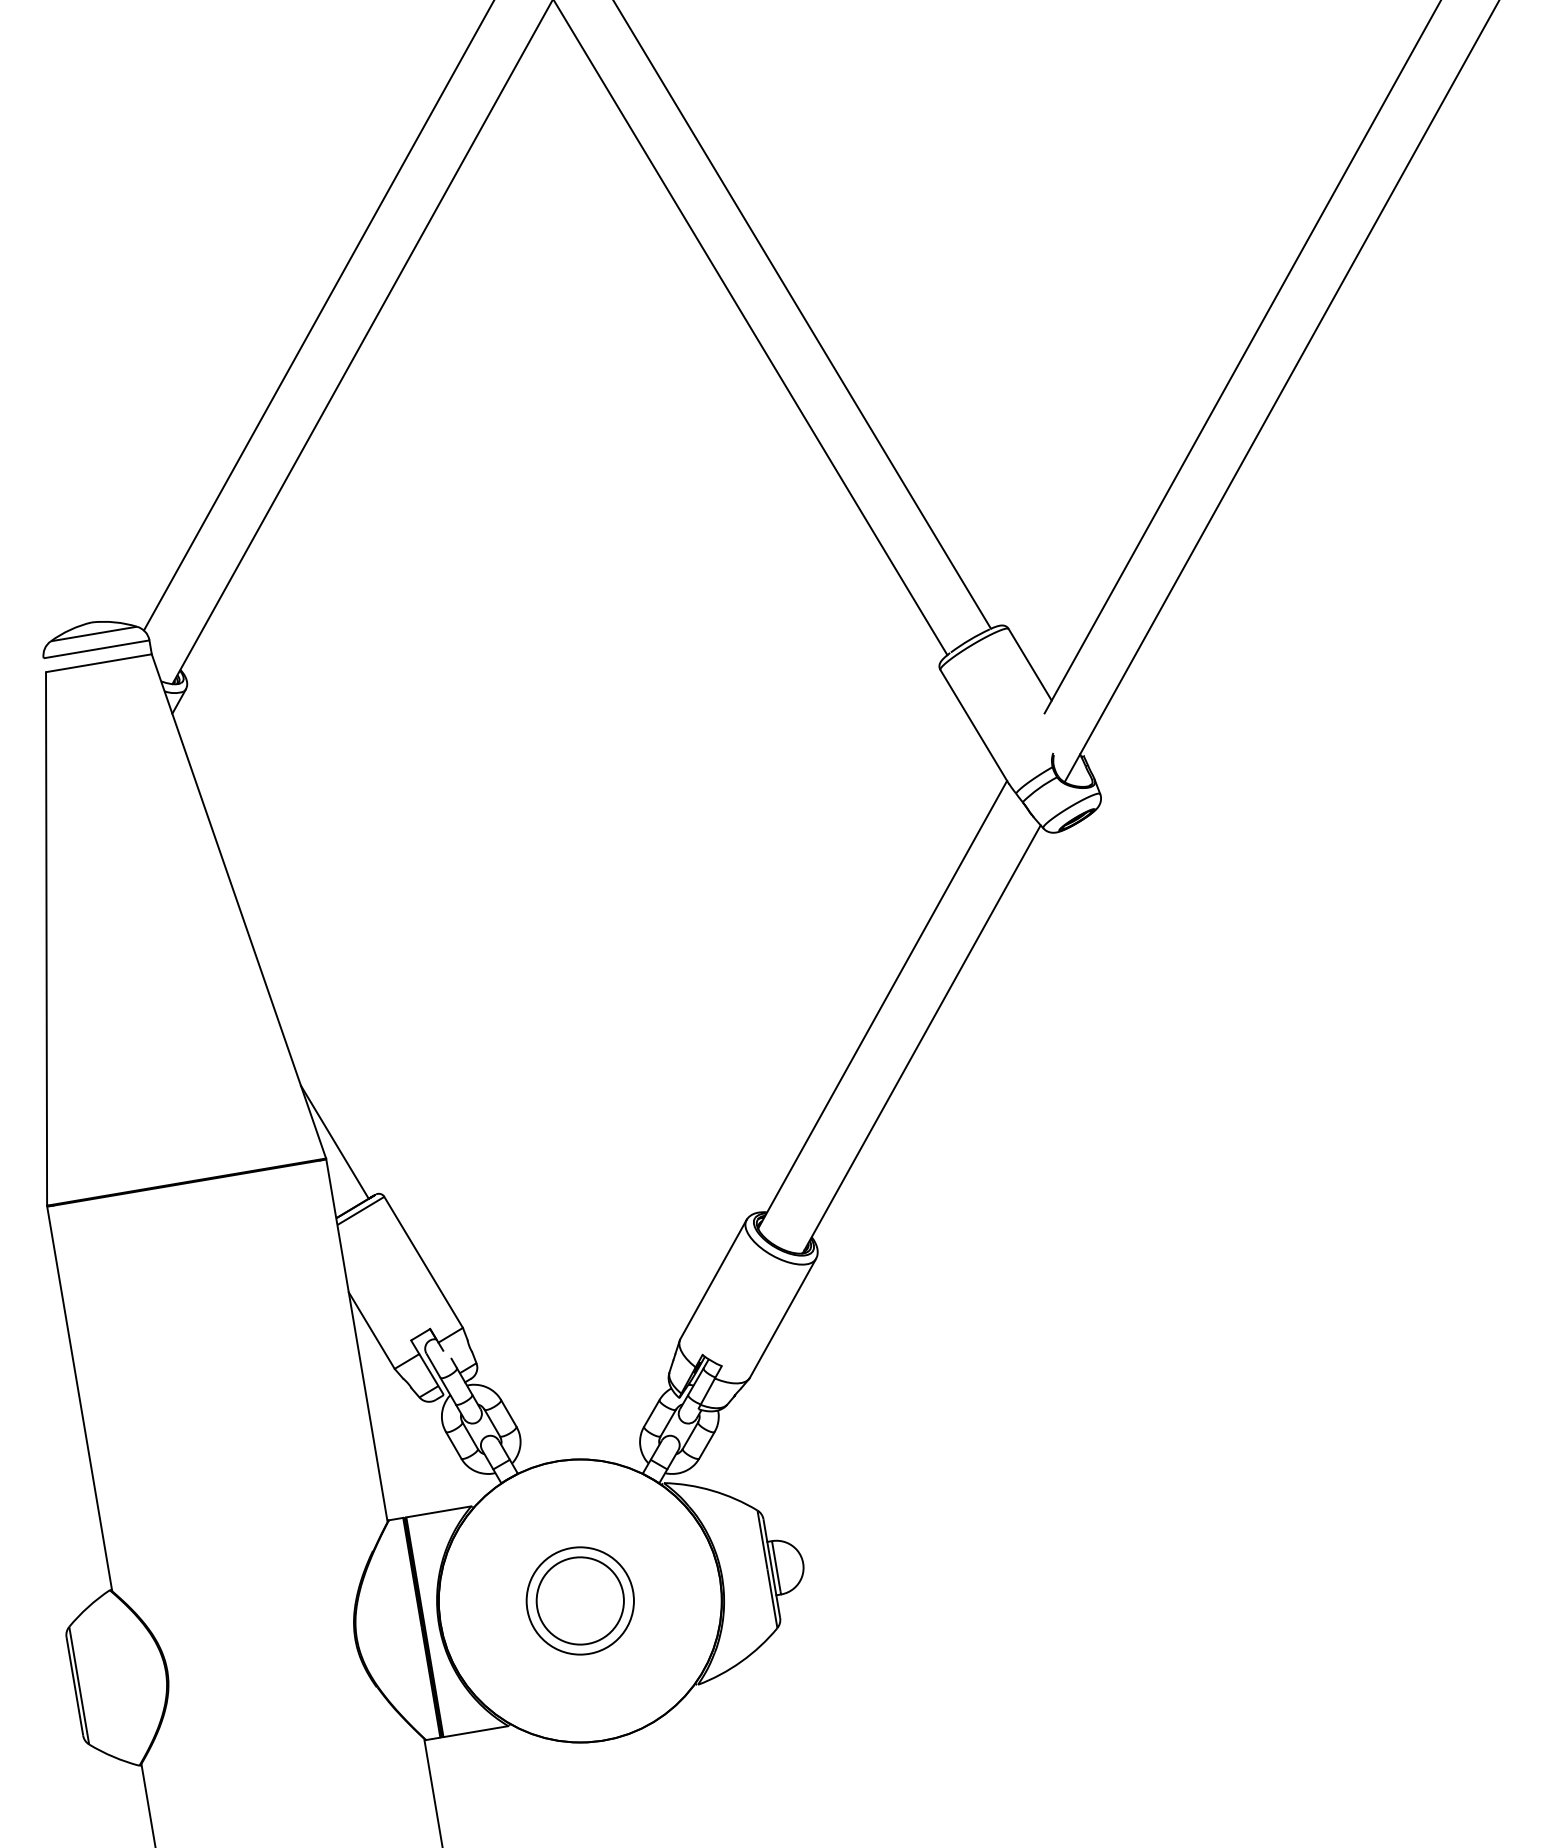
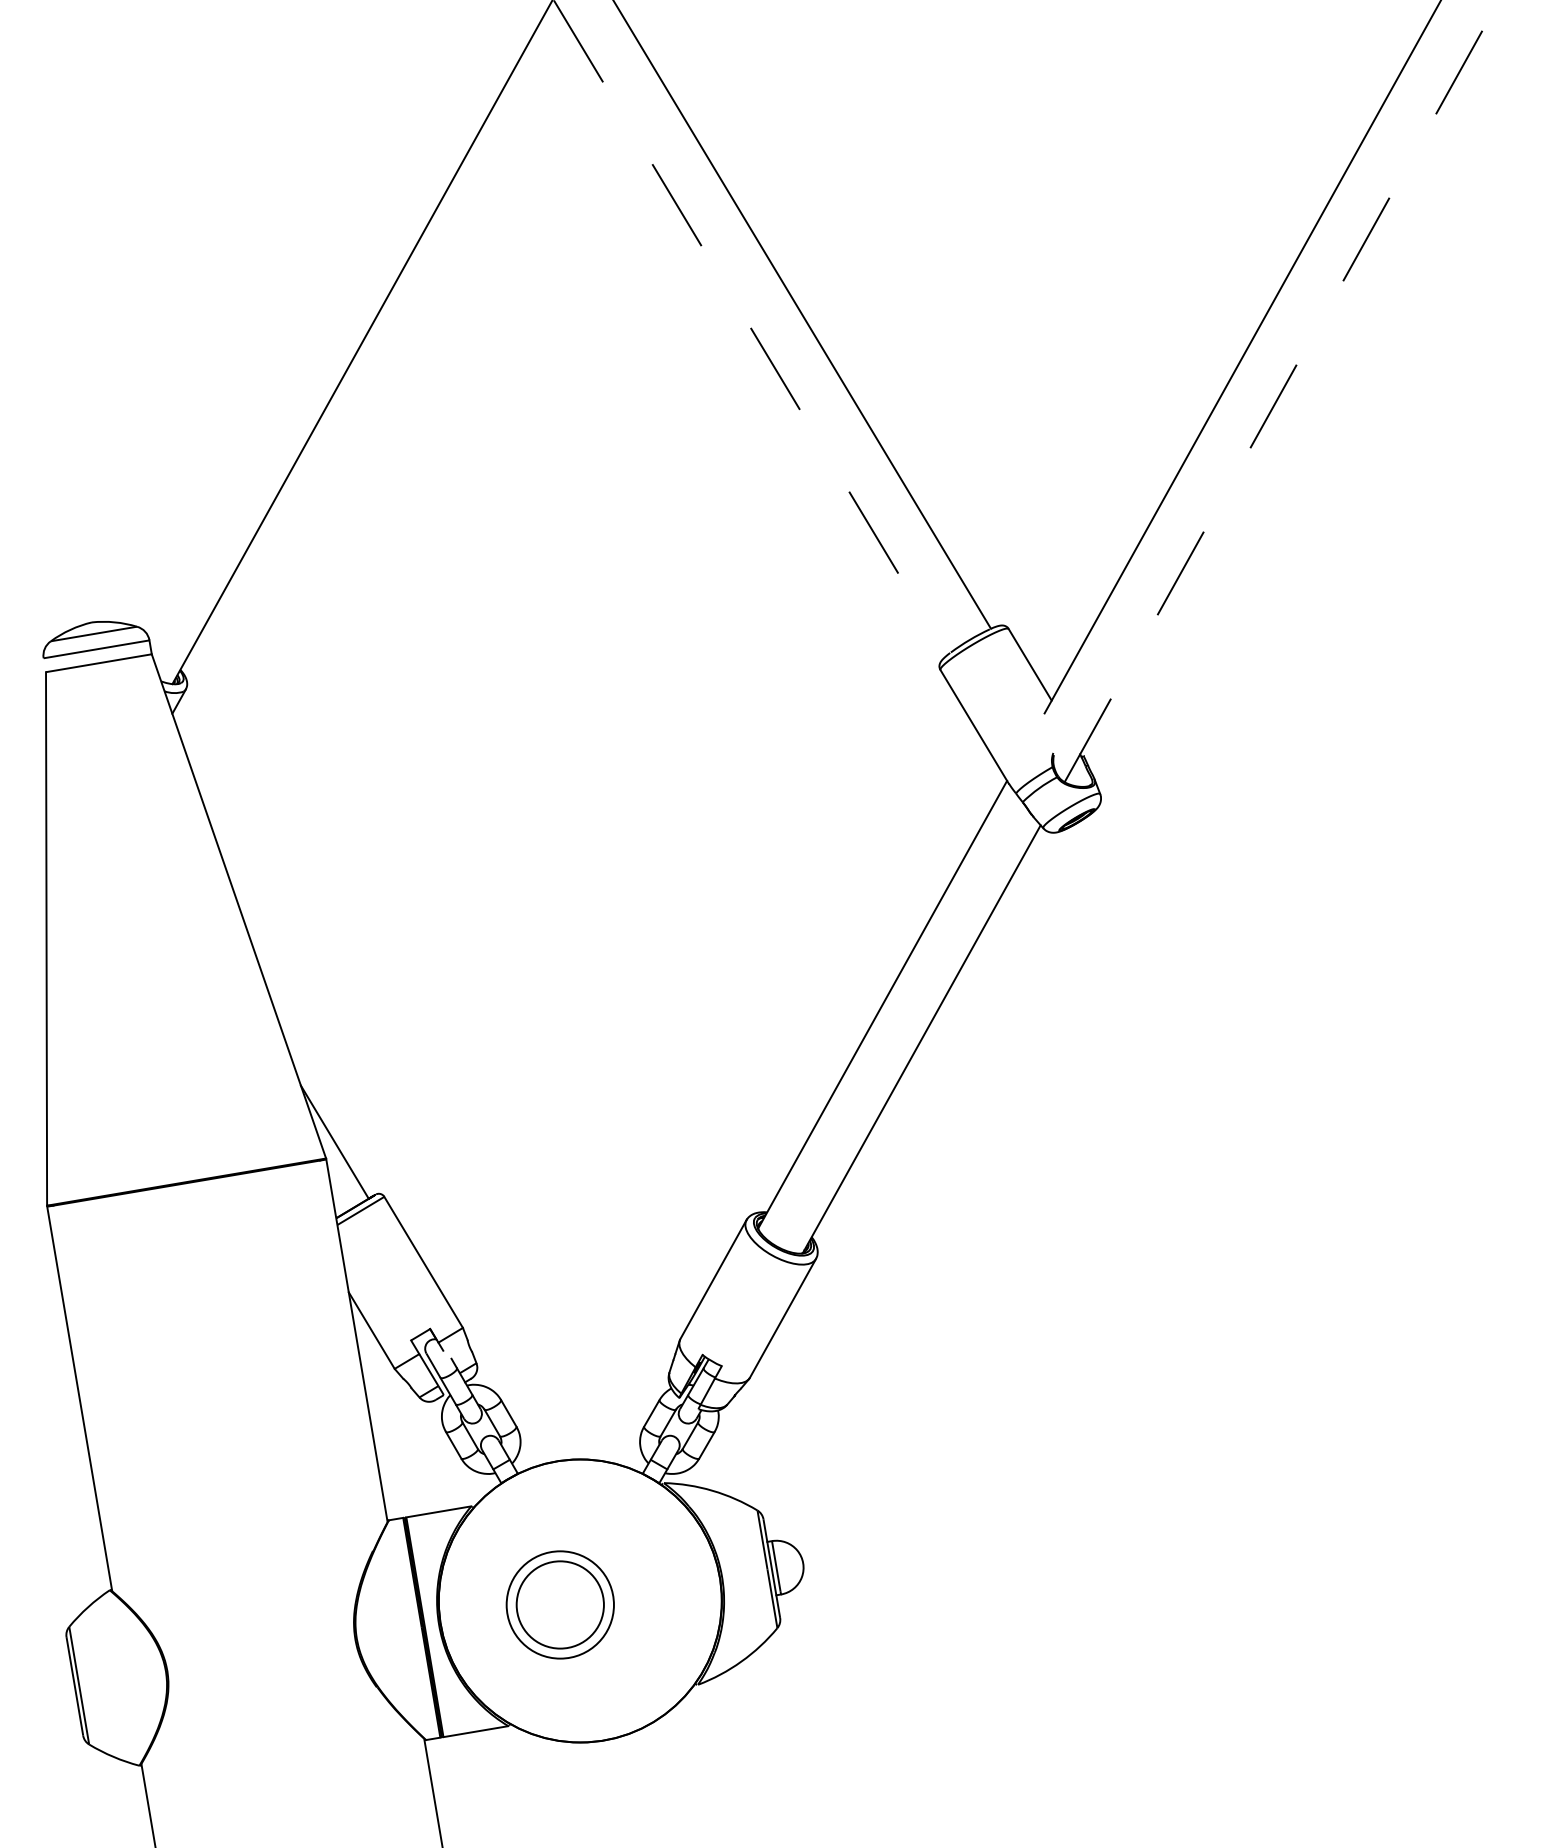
line: present -> none (318, 316)
line: solid -> dashed (750, 327)
line: solid -> dashed (1282, 390)
part position: (579, 1600) -> (559, 1604) (559, 1604)
